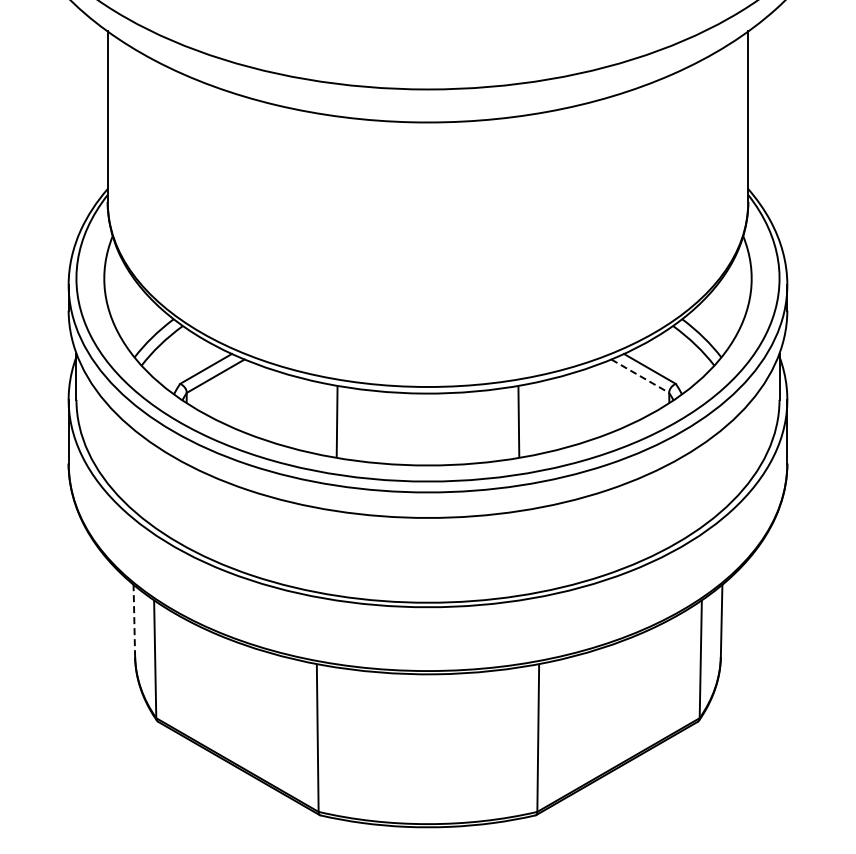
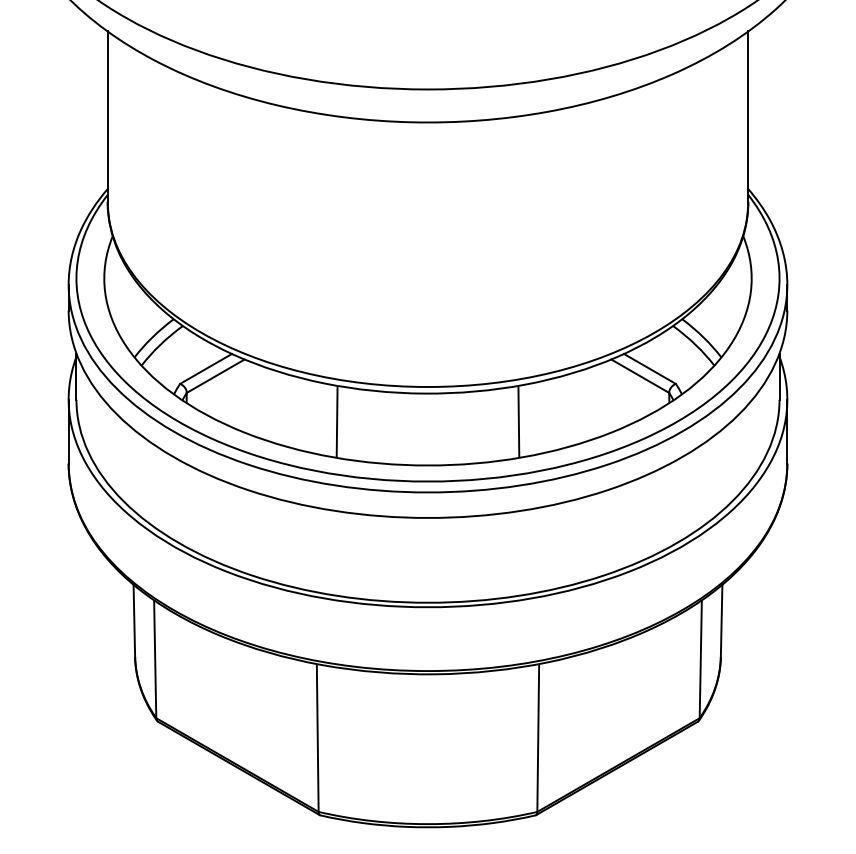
line: dashed -> solid (640, 376)
line: dashed -> solid (134, 620)
